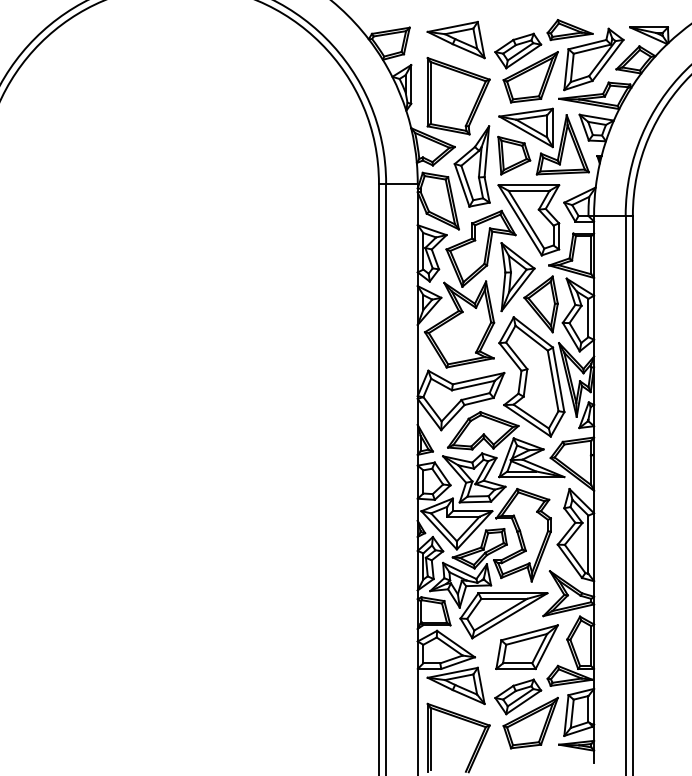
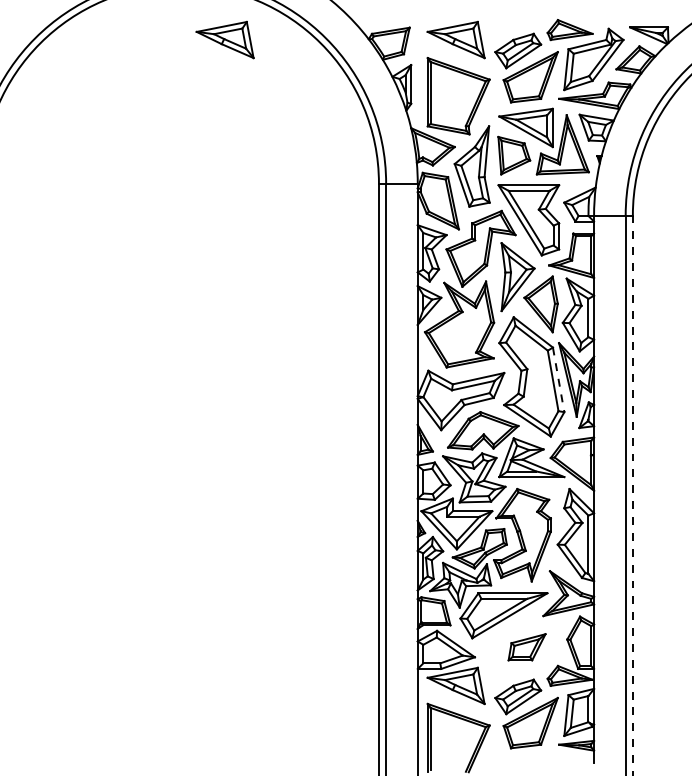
part: none -> present (224, 39)
line: solid -> dashed (558, 379)
line: solid -> dashed (632, 495)
part size: 64x47 px -> 40x29 px (526, 647)
